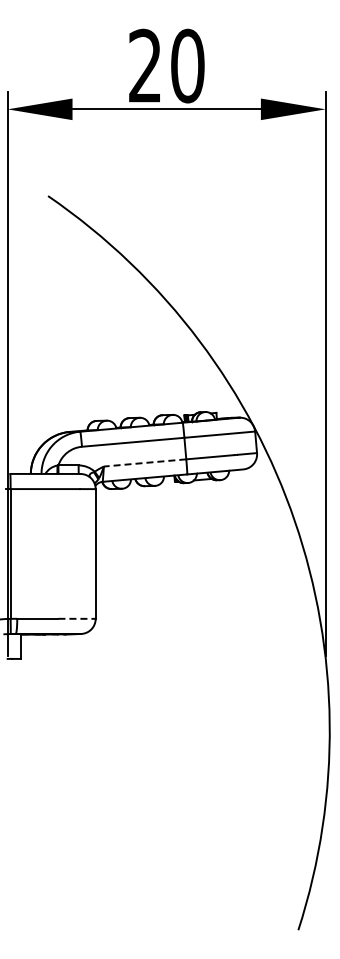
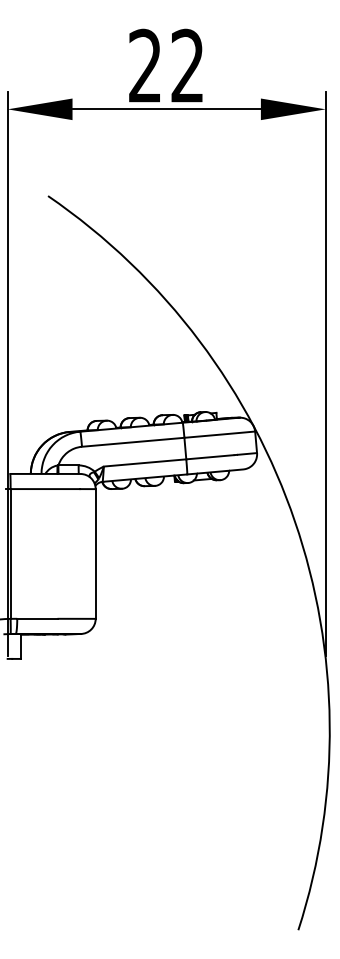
text: 20 -> 22 (187, 65)
line: dashed -> solid (144, 463)
line: dashed -> solid (77, 618)
